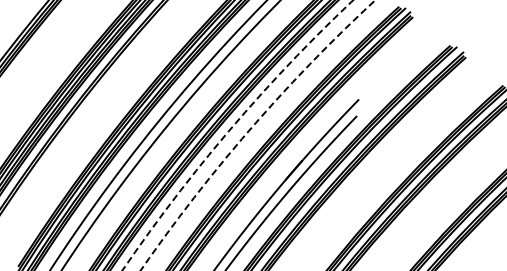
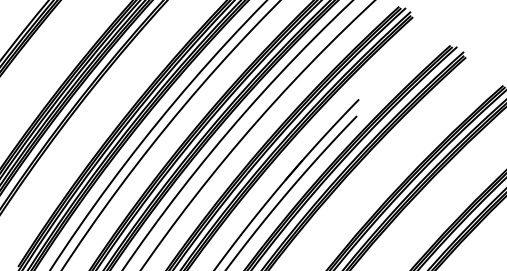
arc: dashed -> solid (230, 129)
arc: dashed -> solid (250, 129)
